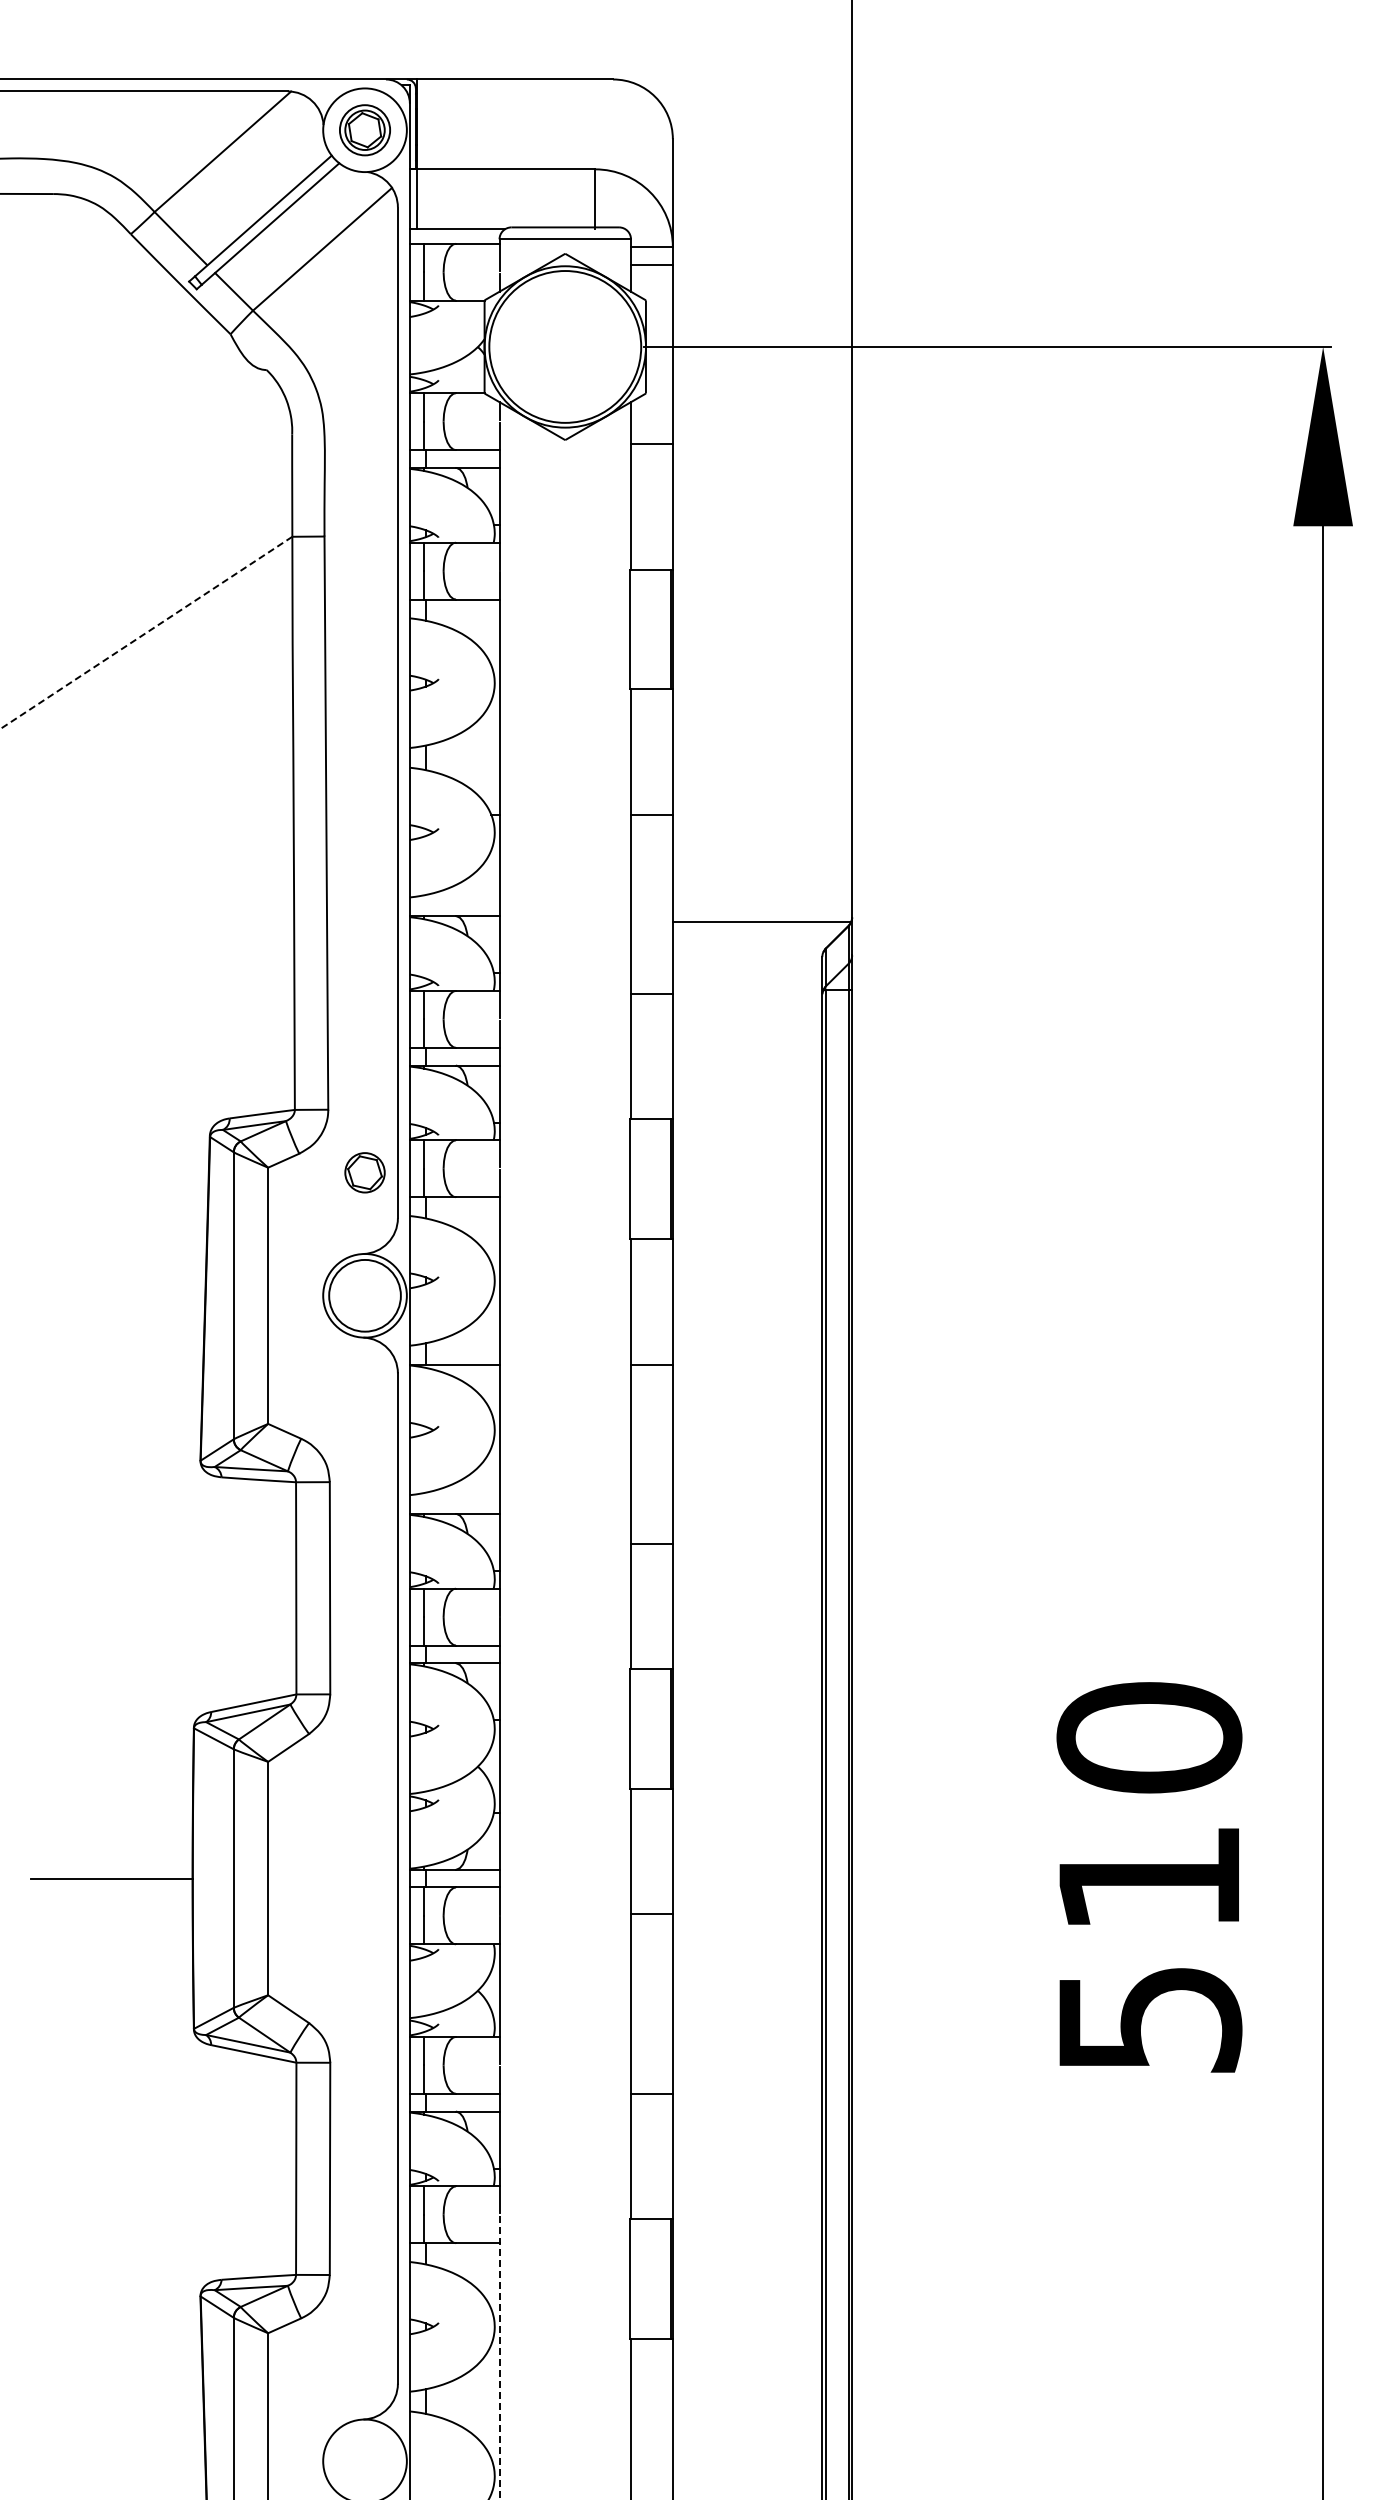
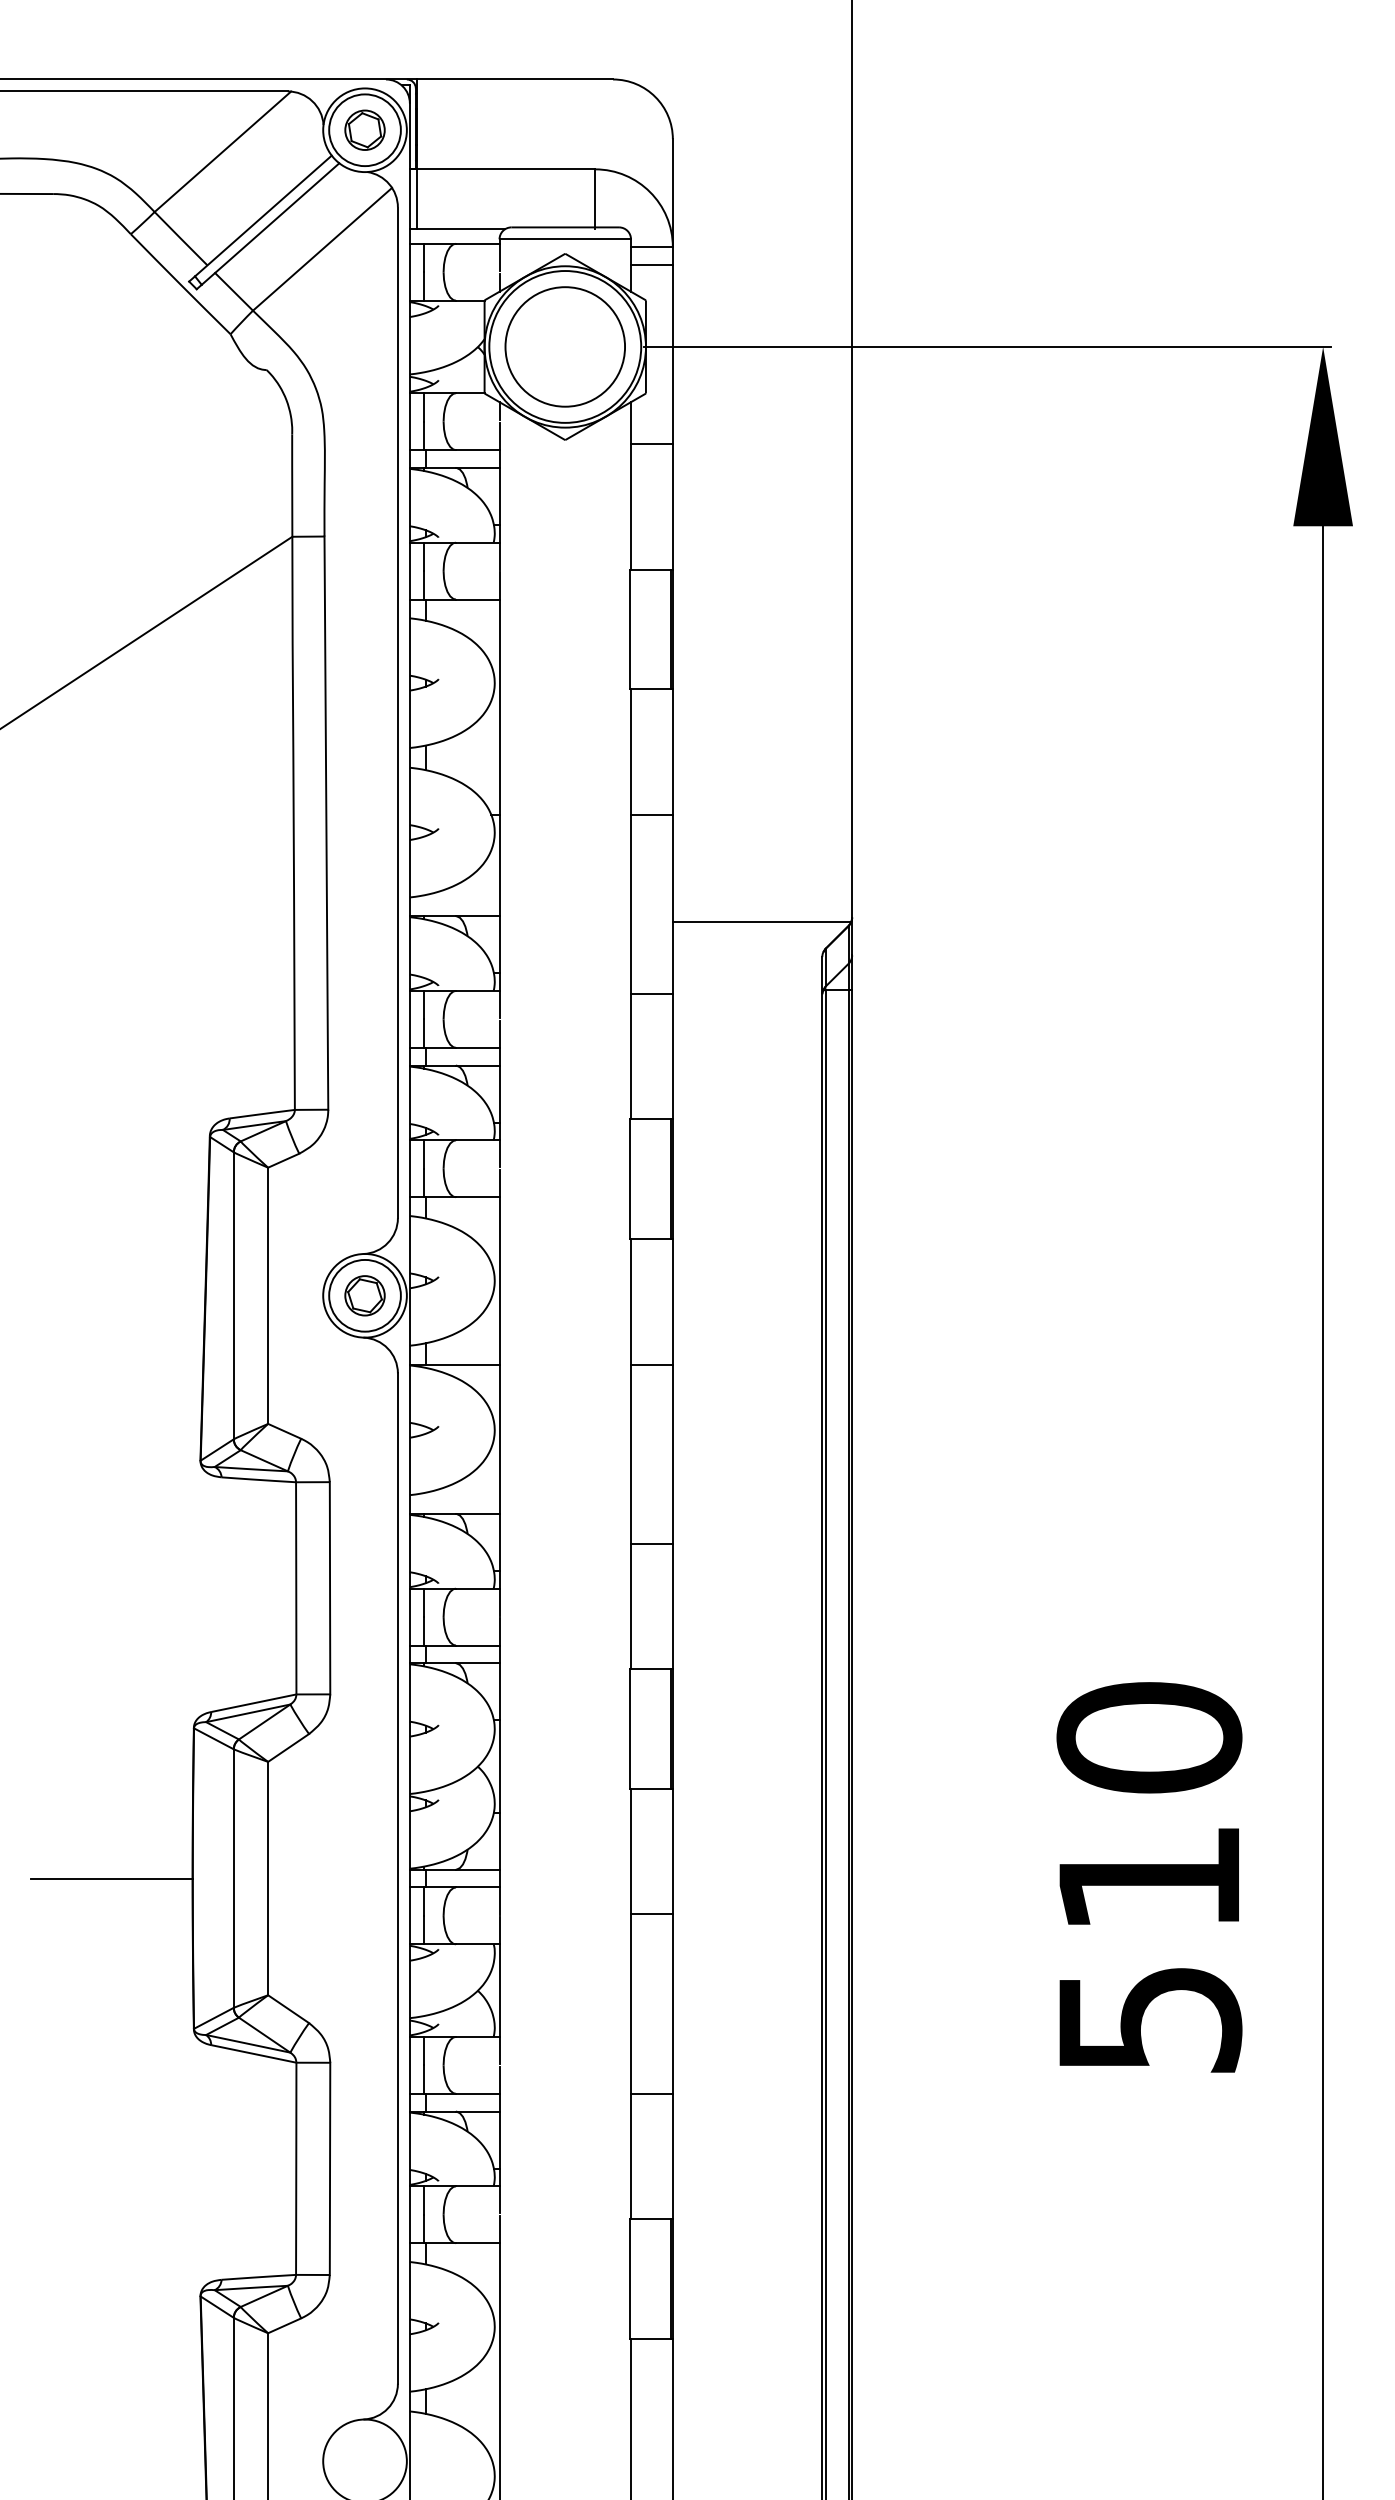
circle diameter: 50 px -> 72 px (364, 130)
circle: none -> present (564, 346)
line: dashed -> solid (146, 632)
part position: (364, 1172) -> (364, 1295) (364, 1295)
line: dashed -> solid (499, 2358)
